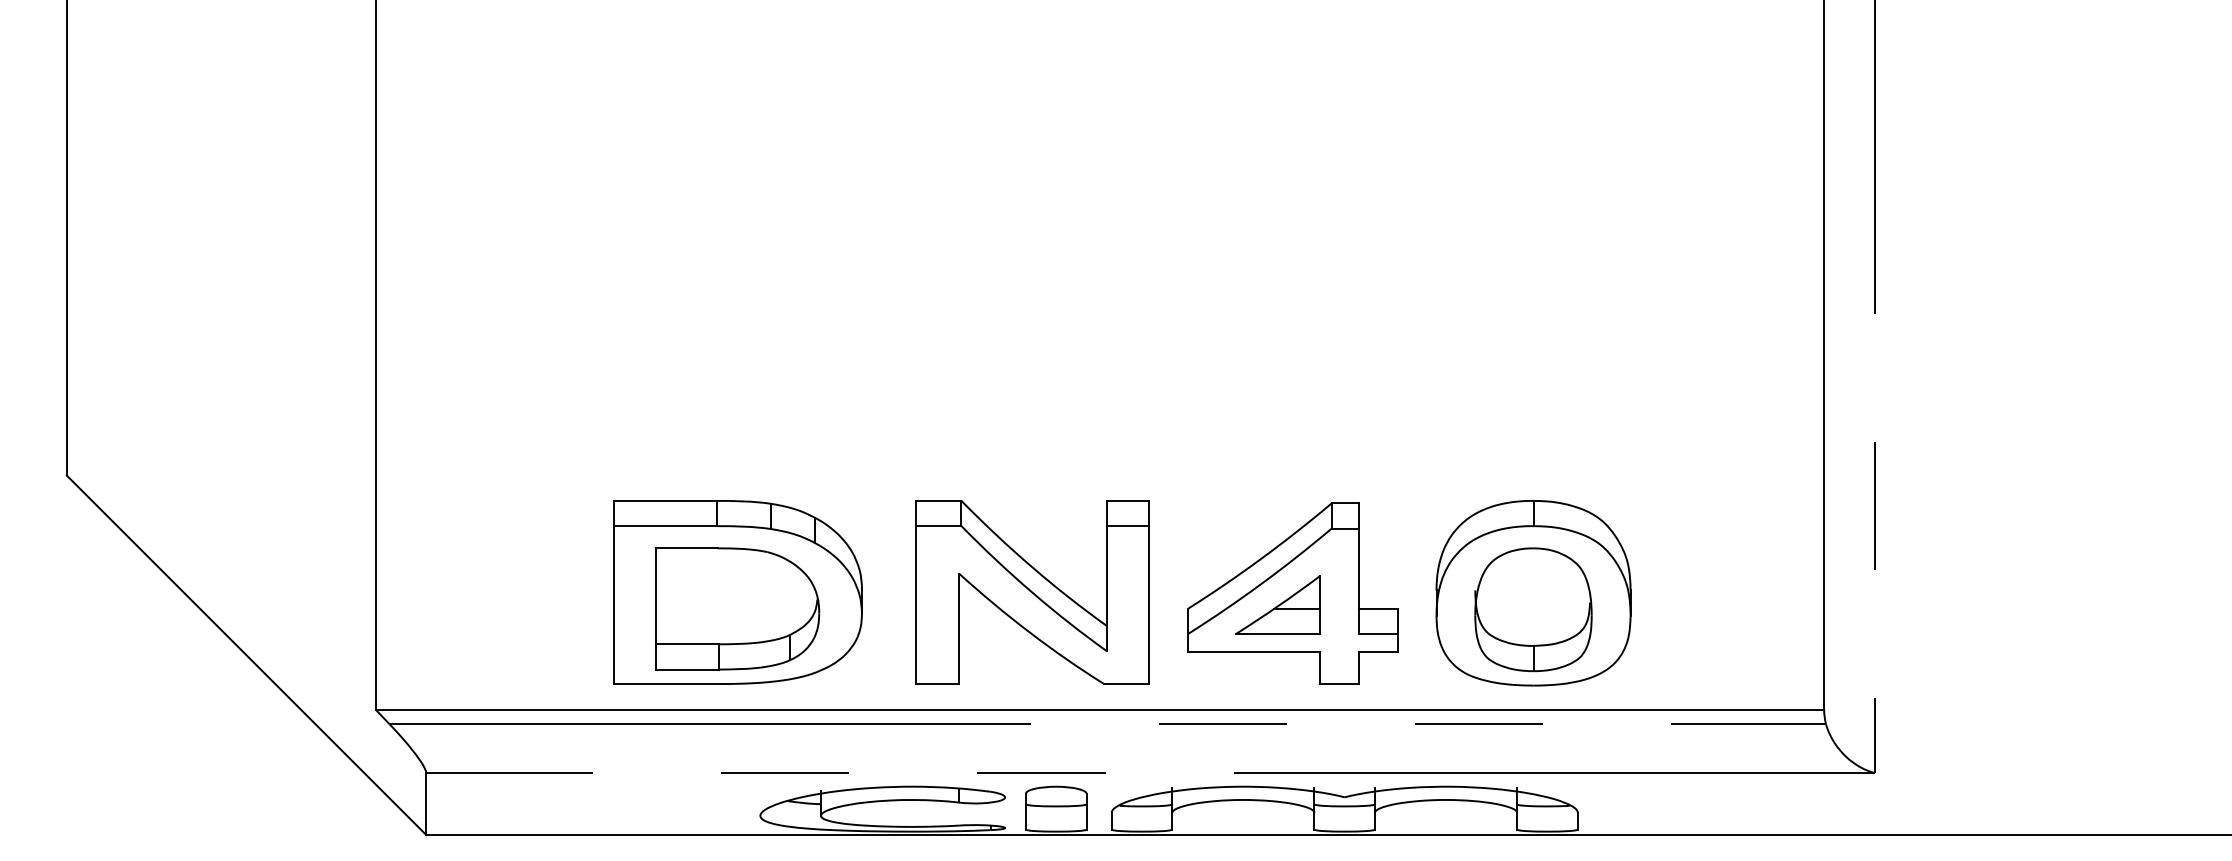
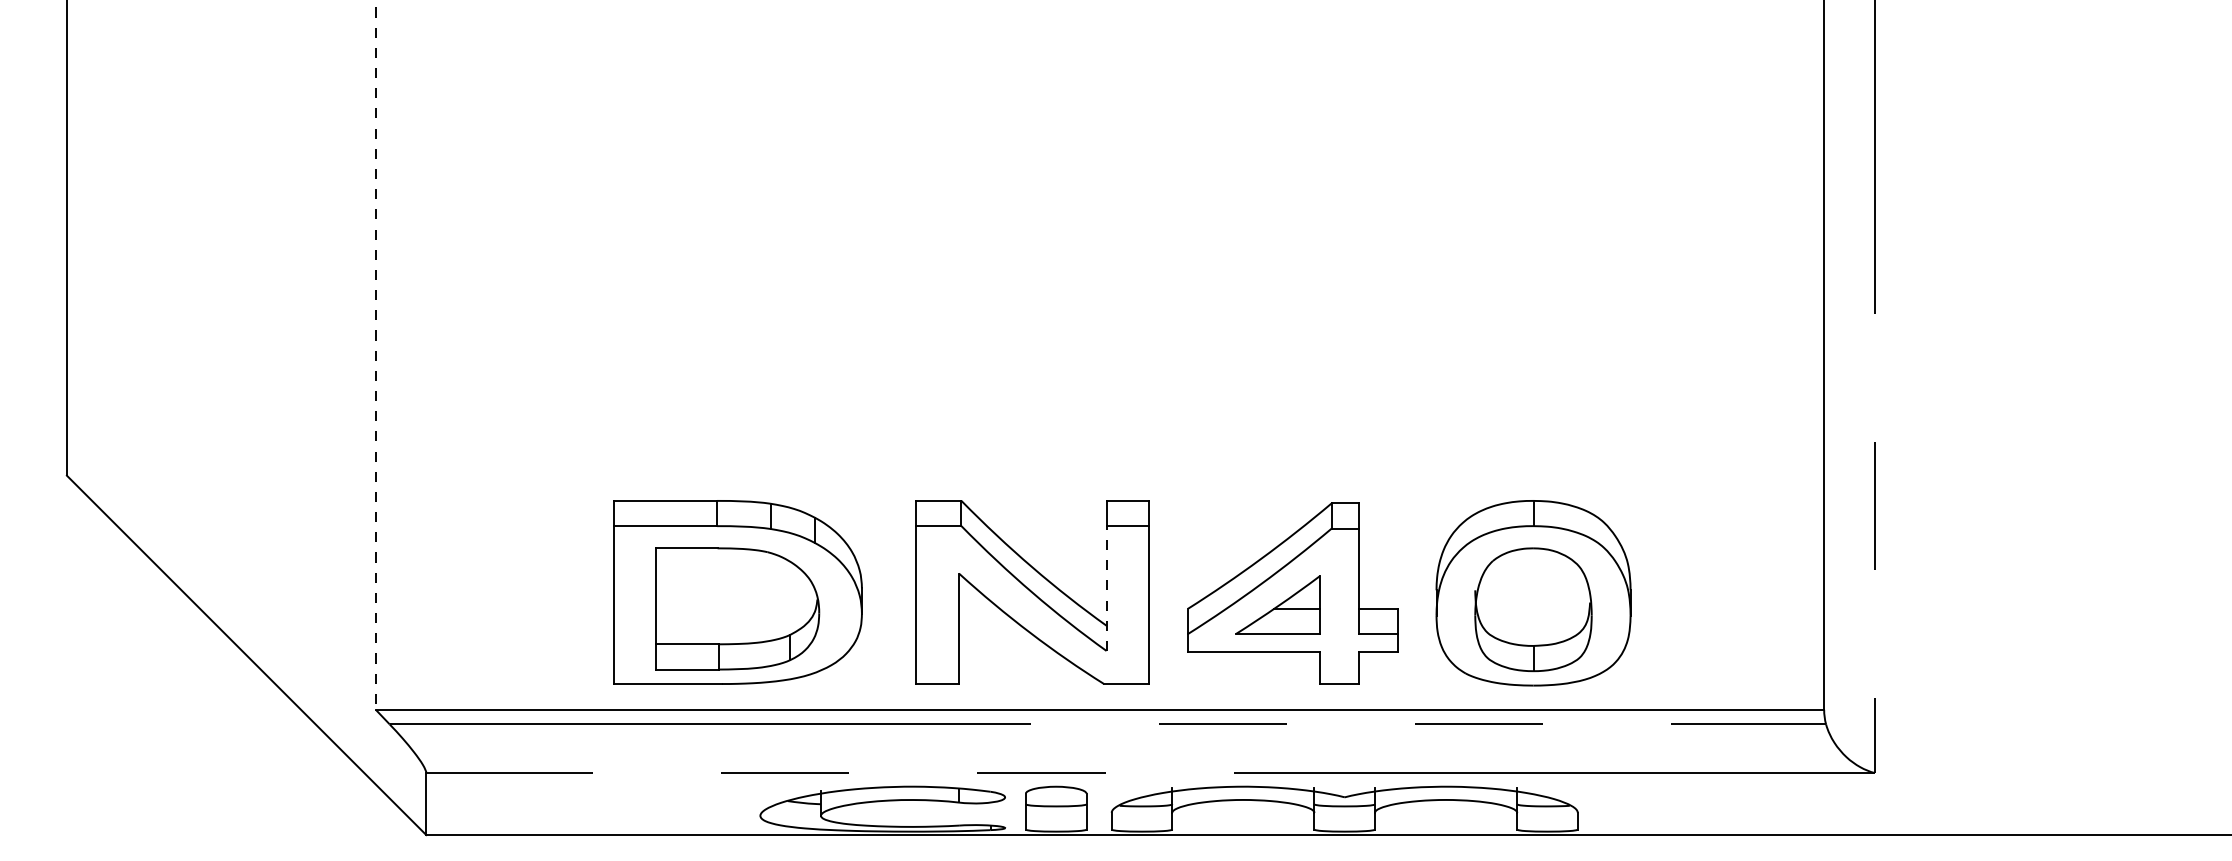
line: solid -> dashed (375, 355)
line: solid -> dashed (1106, 588)
